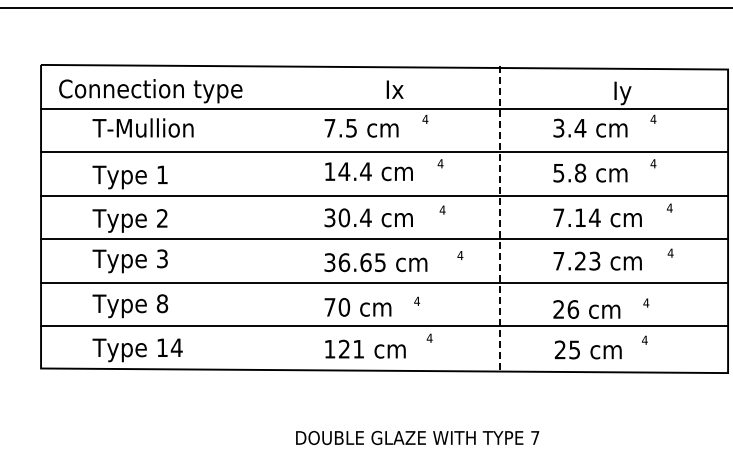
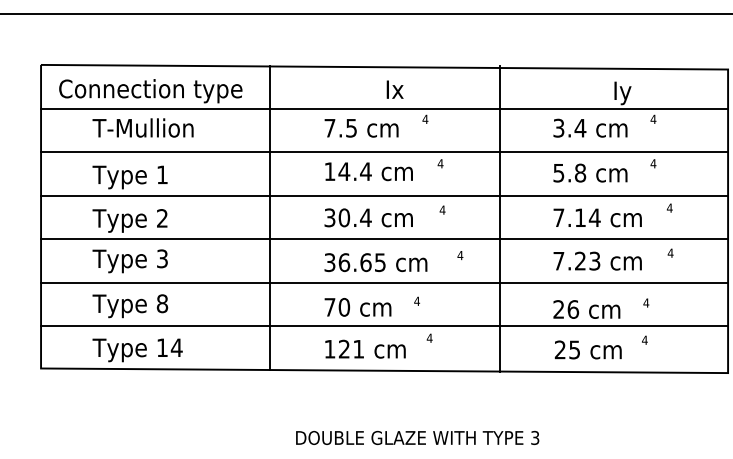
line position: (365, 7) -> (365, 13) (365, 13)
line: none -> present (270, 218)
line: dashed -> solid (499, 219)
text: 7 -> 3 (535, 437)
